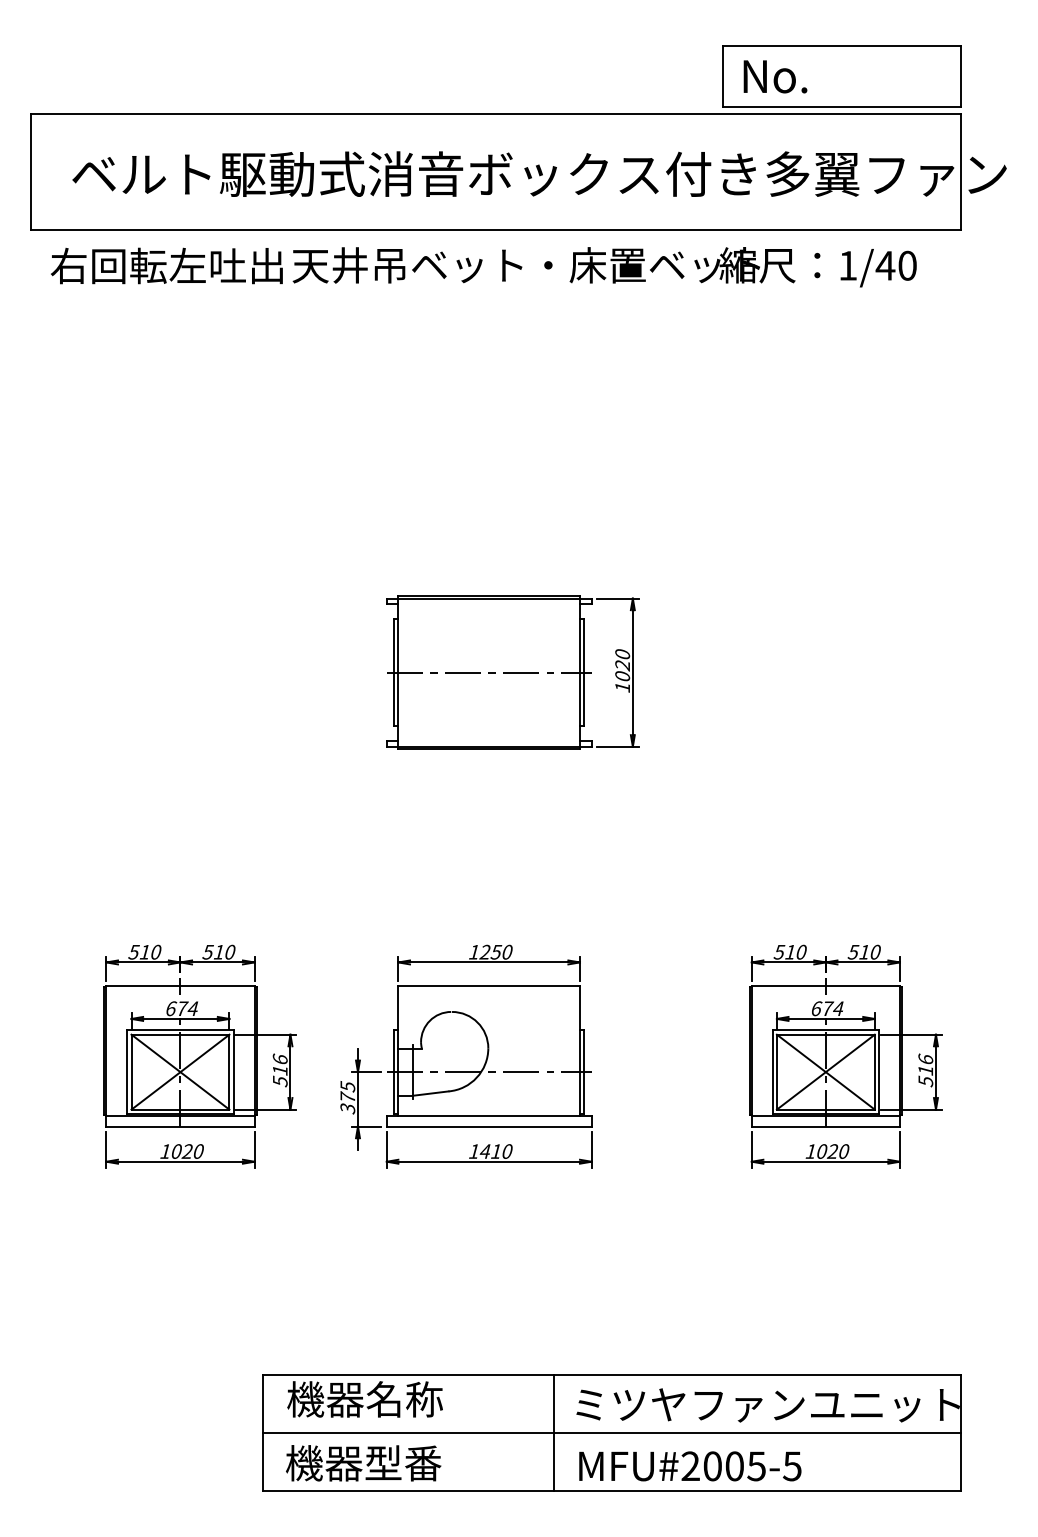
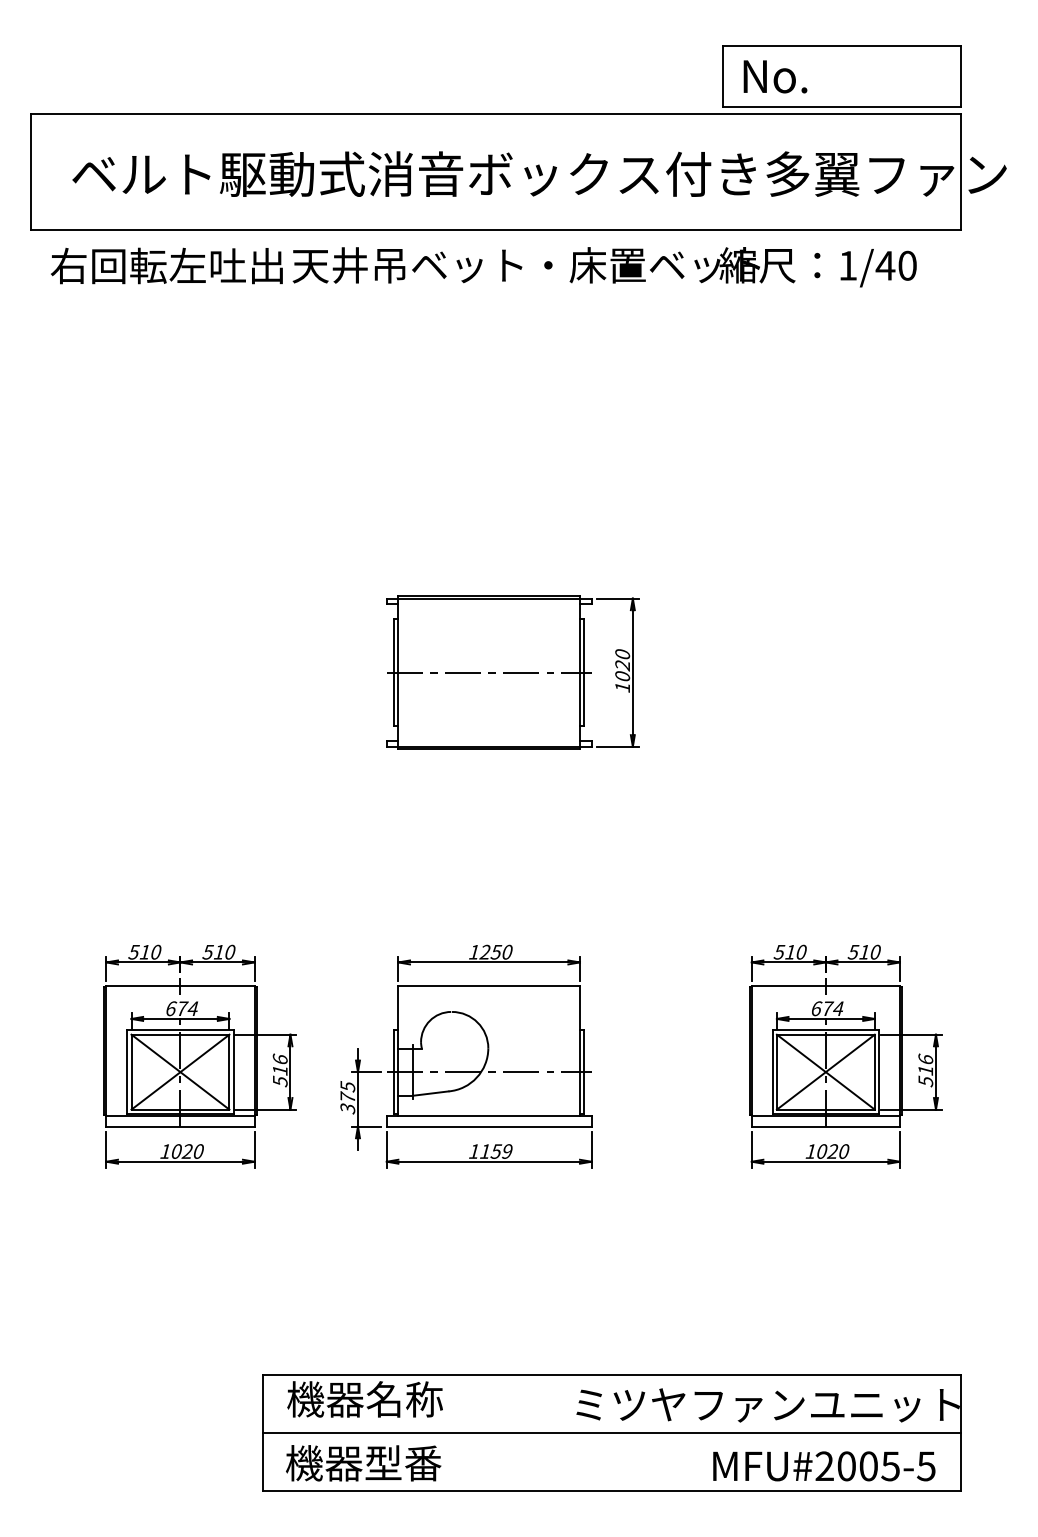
text: 1410 -> 1159 (495, 1151)
line: present -> none (553, 1432)
text position: (690, 1466) -> (824, 1466) (824, 1466)
